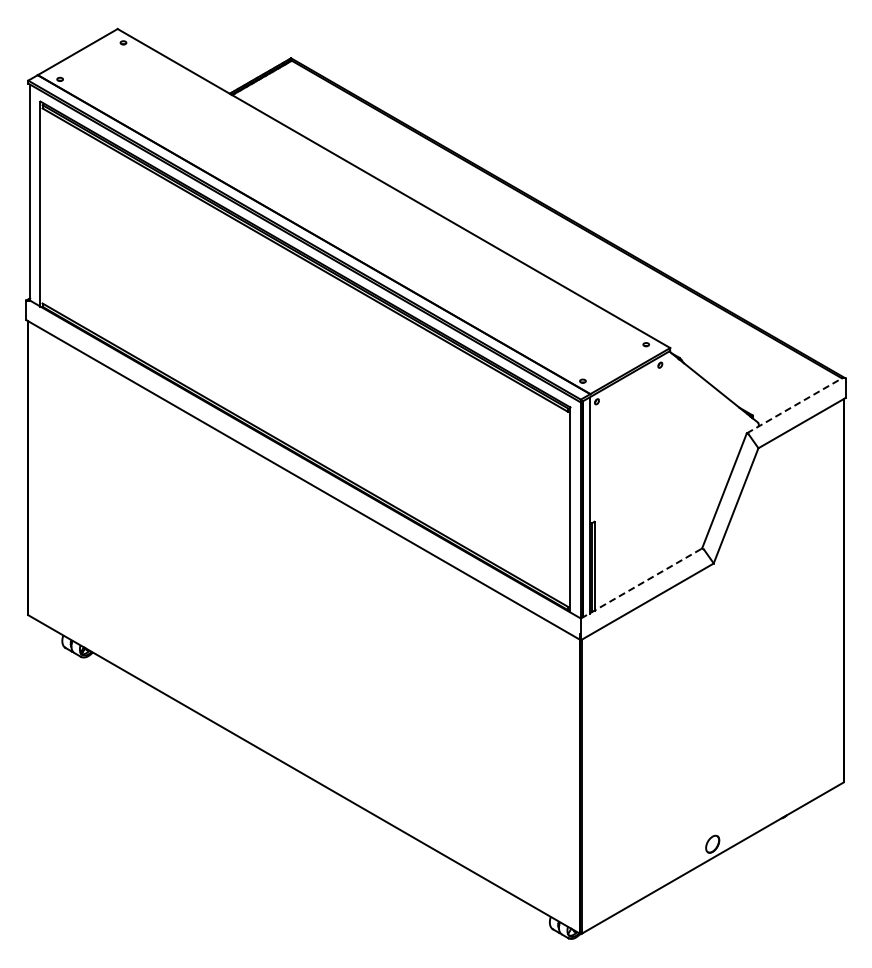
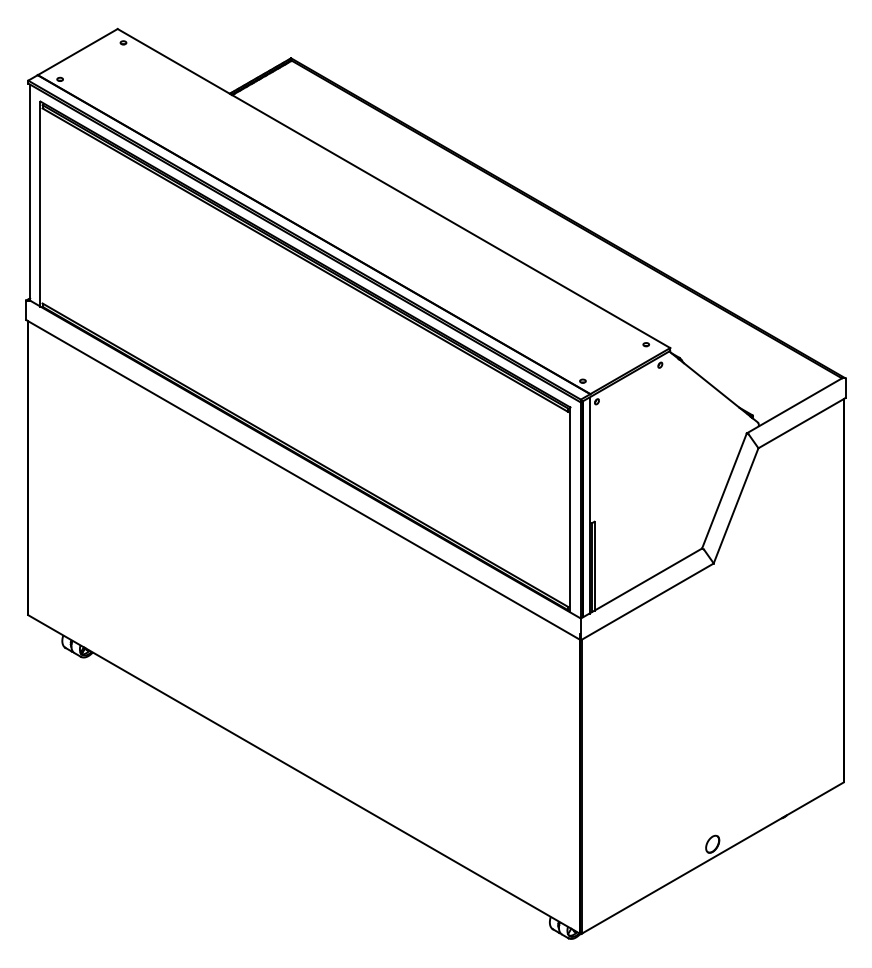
line: dashed -> solid (794, 405)
line: dashed -> solid (641, 583)
